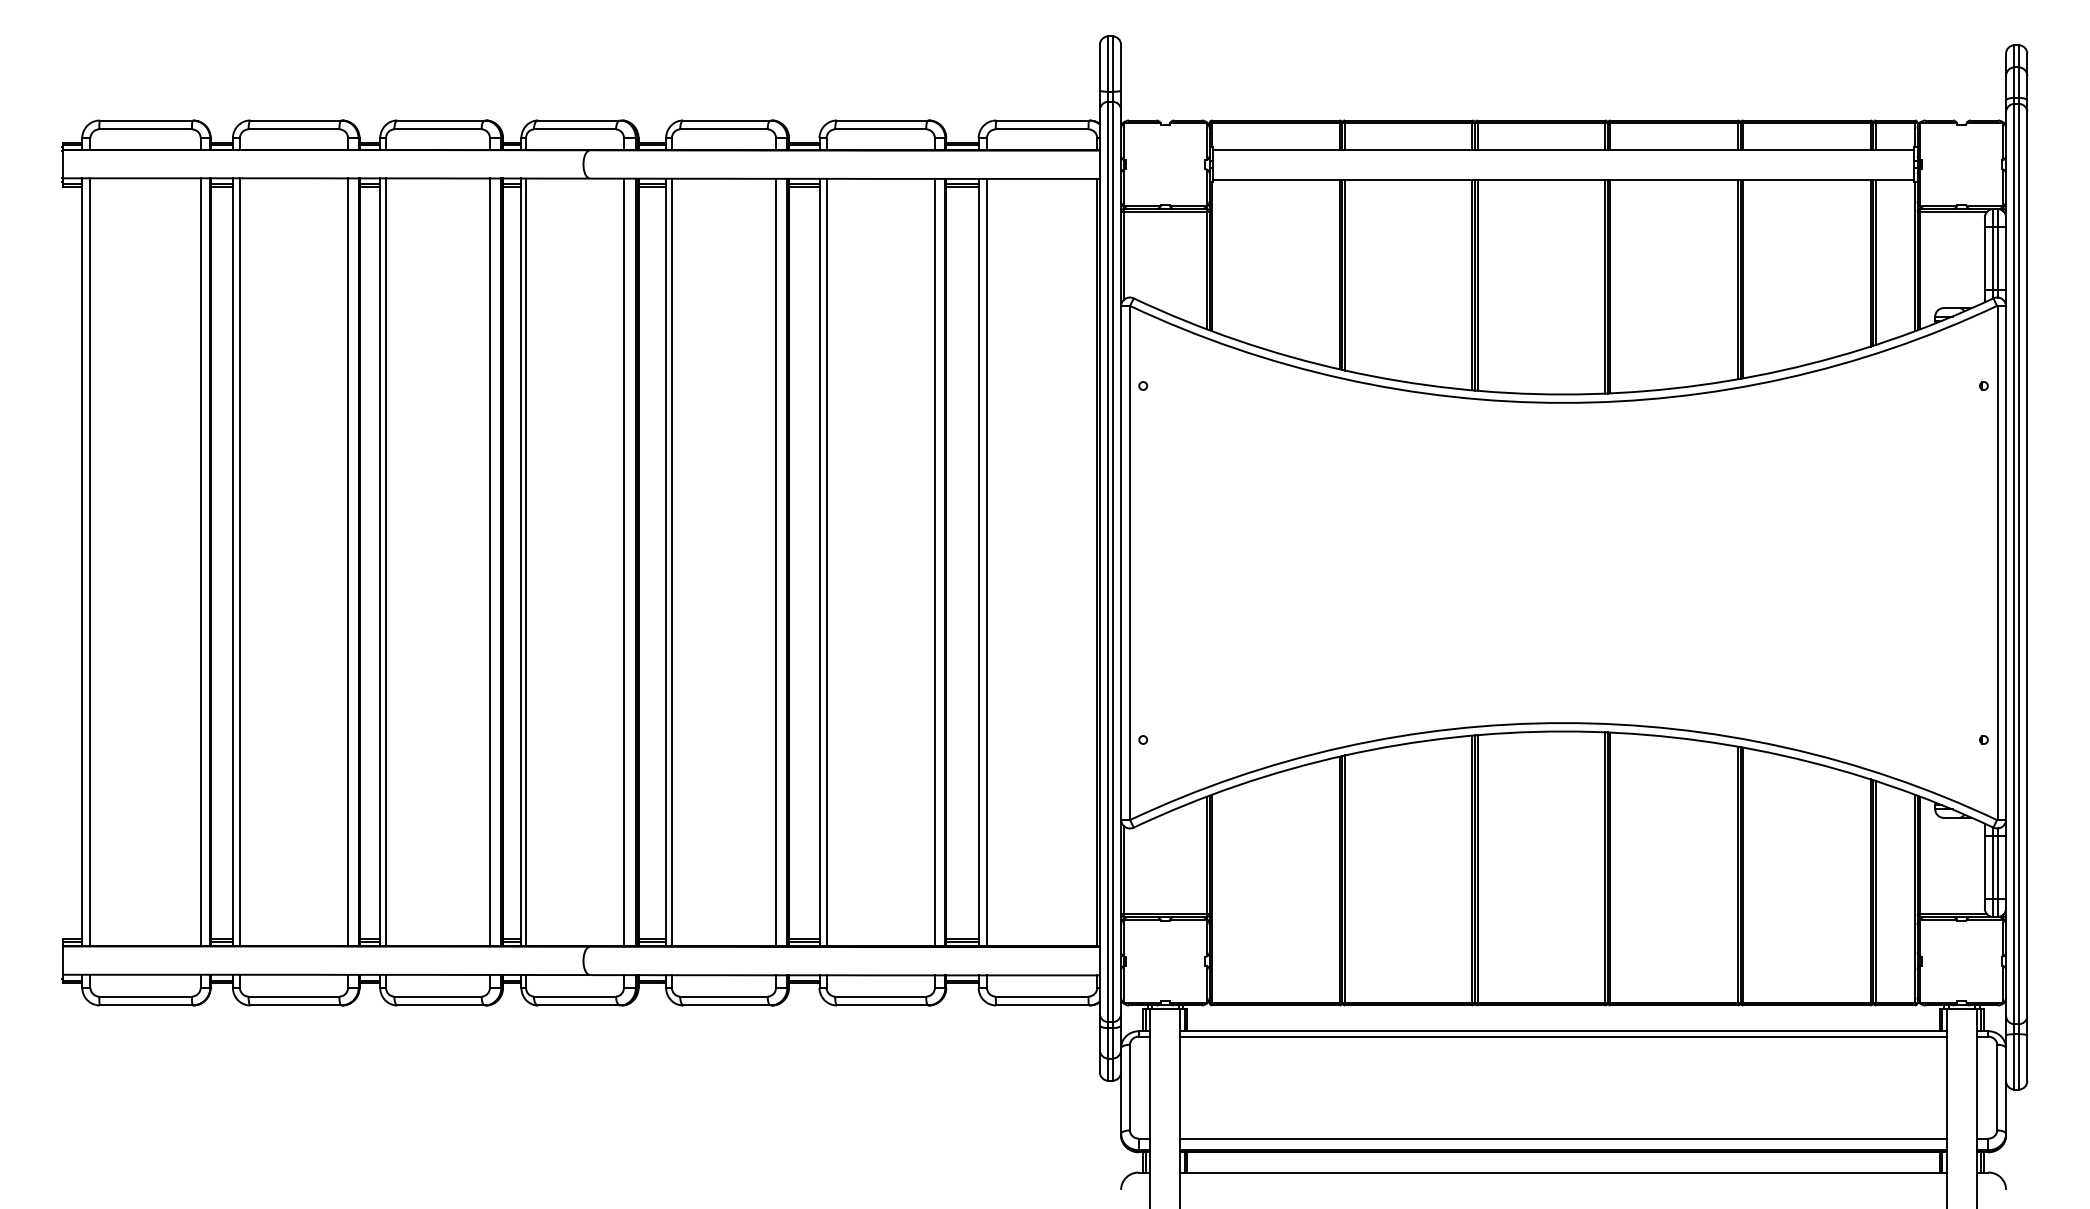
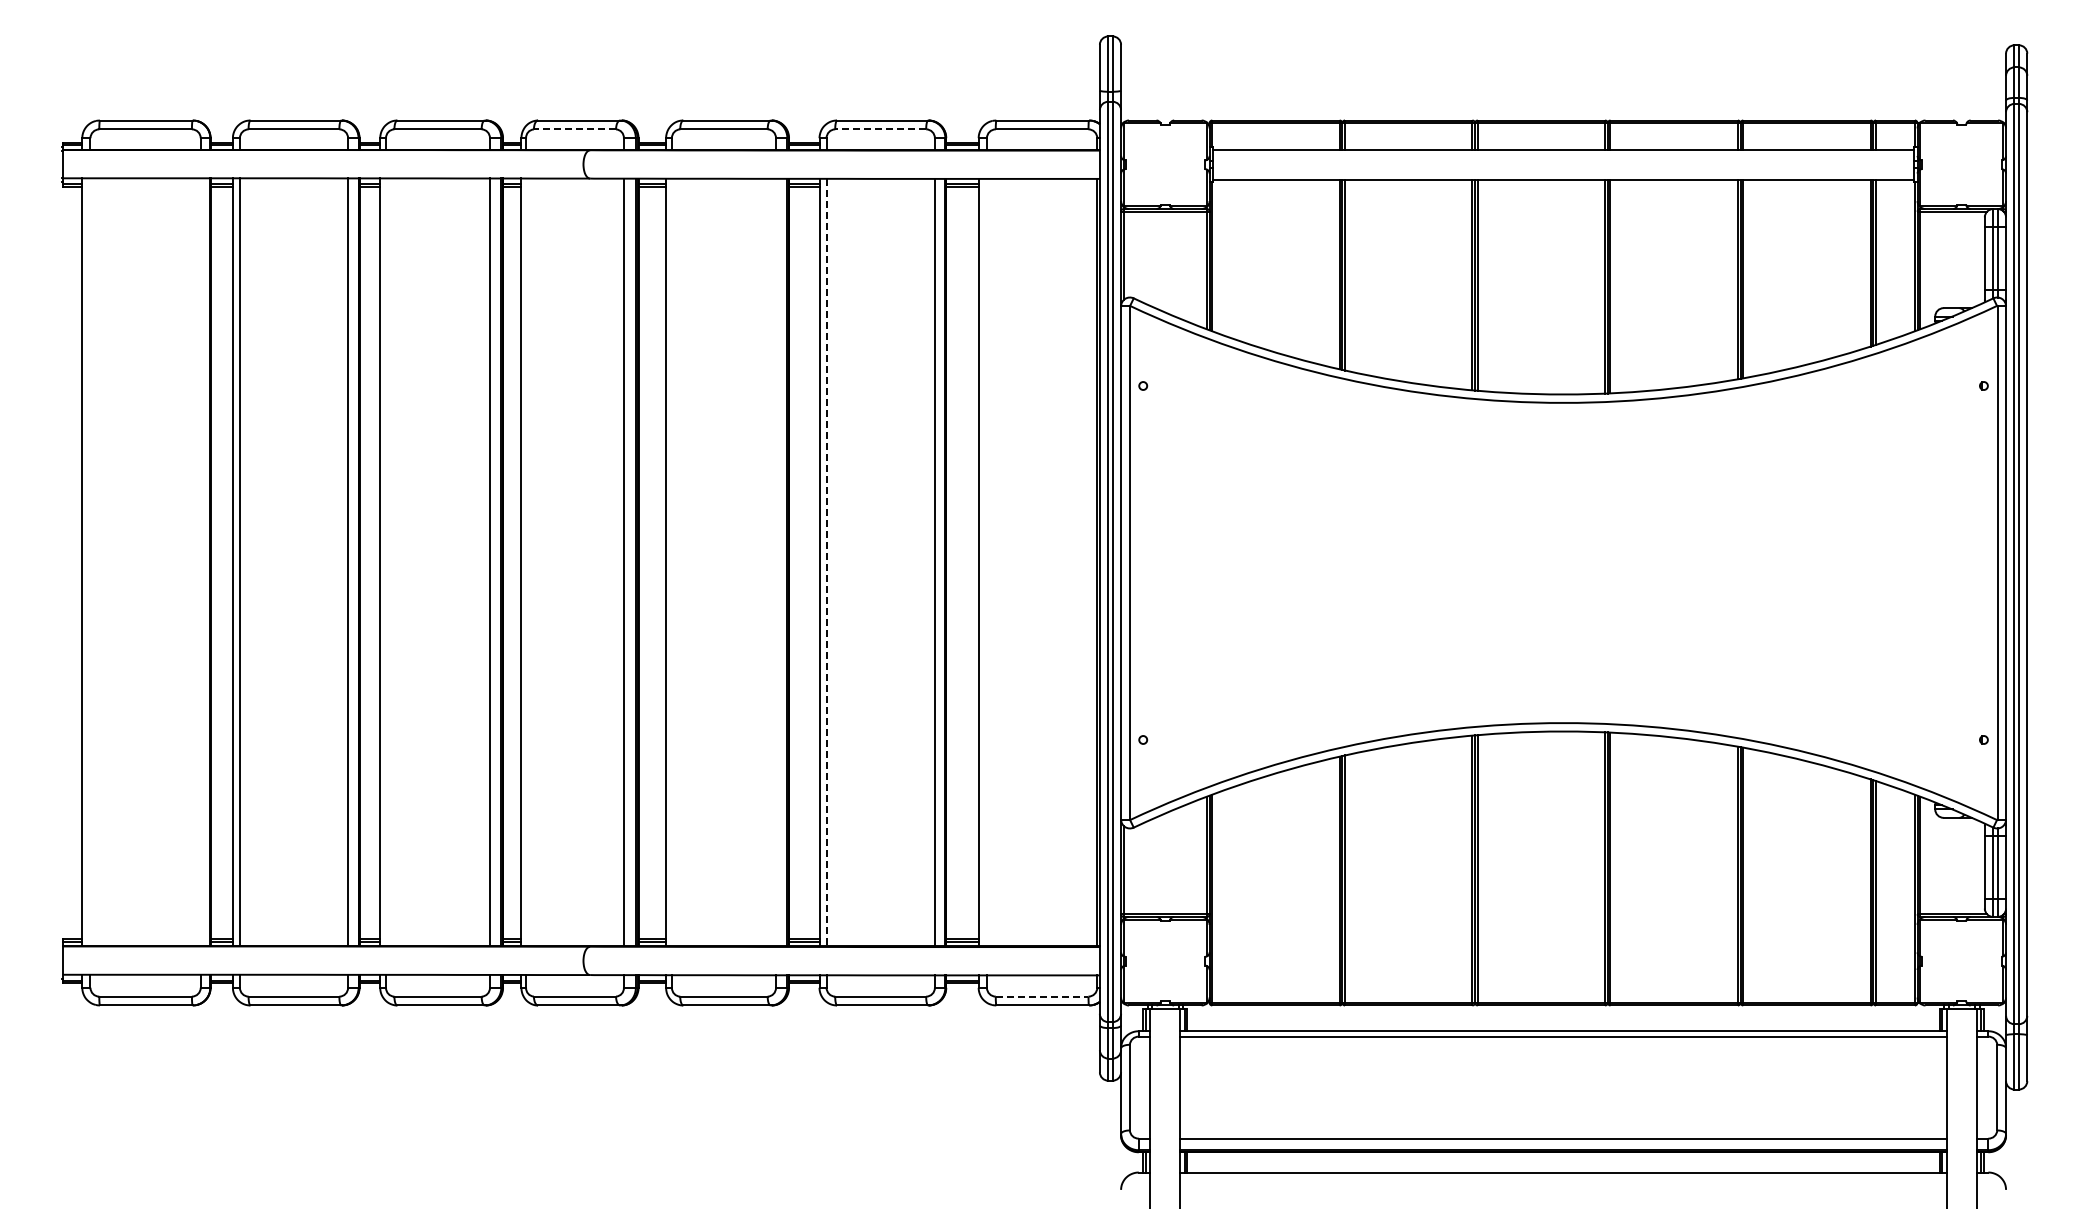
line: solid -> dashed (574, 129)
line: solid -> dashed (880, 129)
line: present -> none (90, 562)
line: present -> none (200, 562)
line: present -> none (386, 562)
line: present -> none (526, 562)
line: present -> none (671, 562)
line: present -> none (776, 562)
line: solid -> dashed (826, 562)
line: present -> none (986, 562)
line: solid -> dashed (1042, 996)
